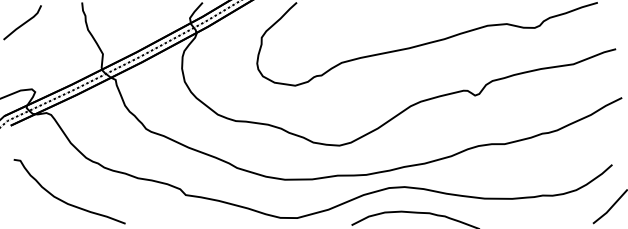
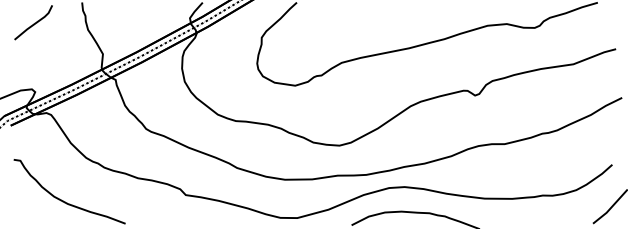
line position: (22, 23) -> (33, 23) (33, 23)
